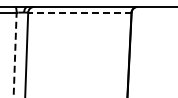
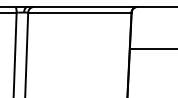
line: dashed -> solid (79, 12)
line: none -> present (151, 48)
line: dashed -> solid (15, 54)
